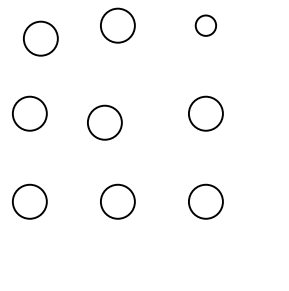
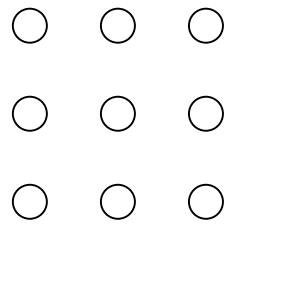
circle diameter: 20 px -> 34 px (205, 25)
circle position: (40, 38) -> (29, 25) (29, 25)
circle position: (104, 122) -> (117, 113) (117, 113)
